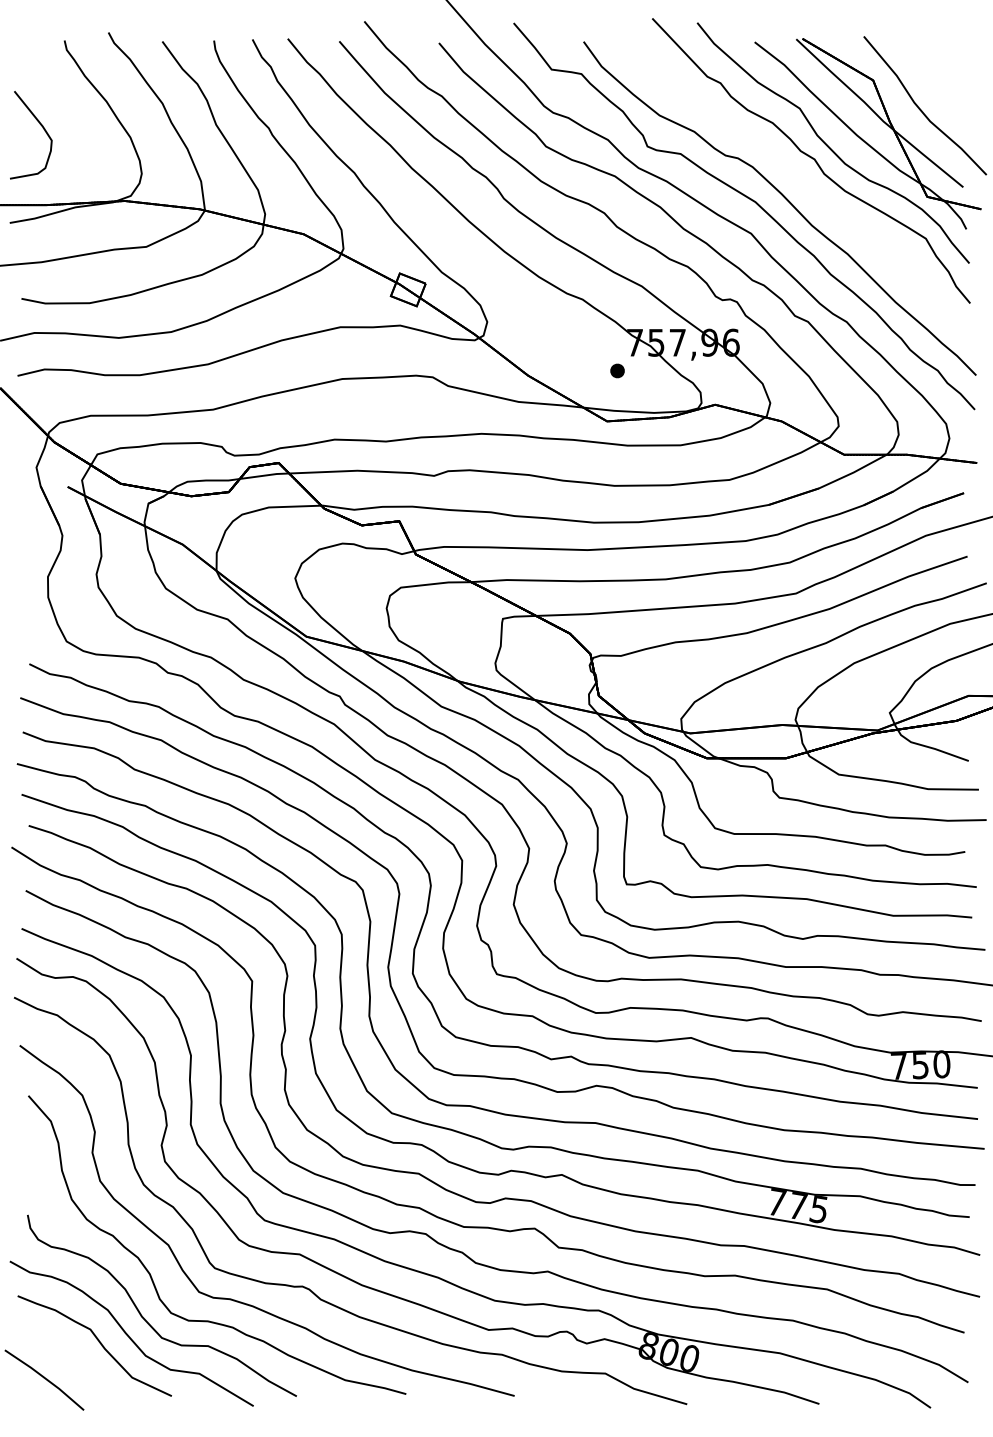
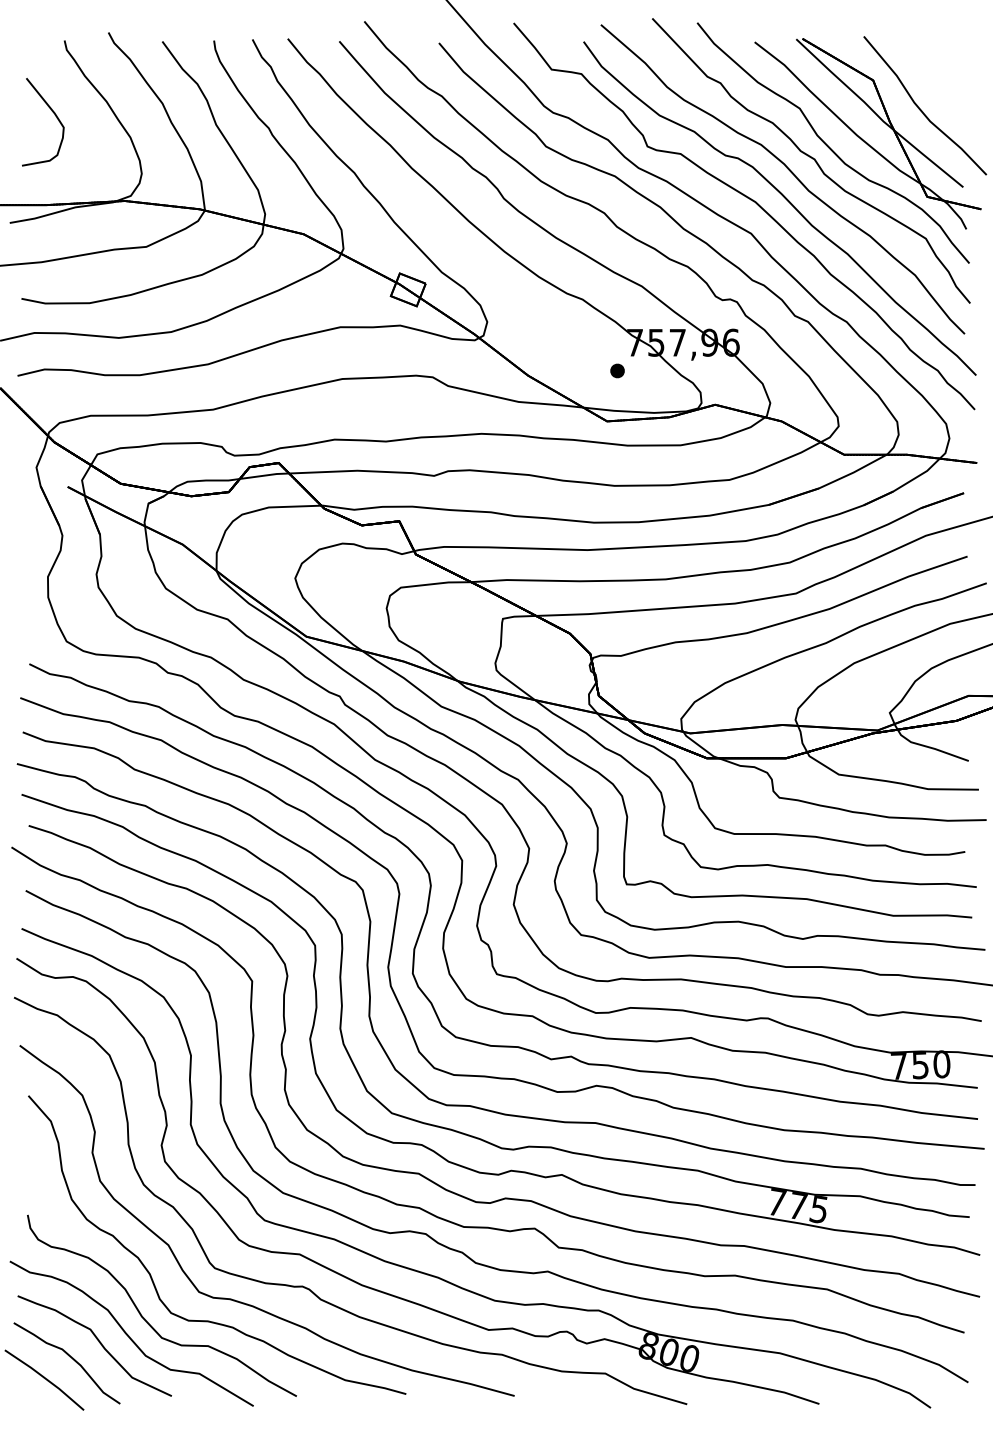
part position: (42, 128) -> (54, 115) (54, 115)
part: none -> present (789, 171)
part: none -> present (71, 1358)
